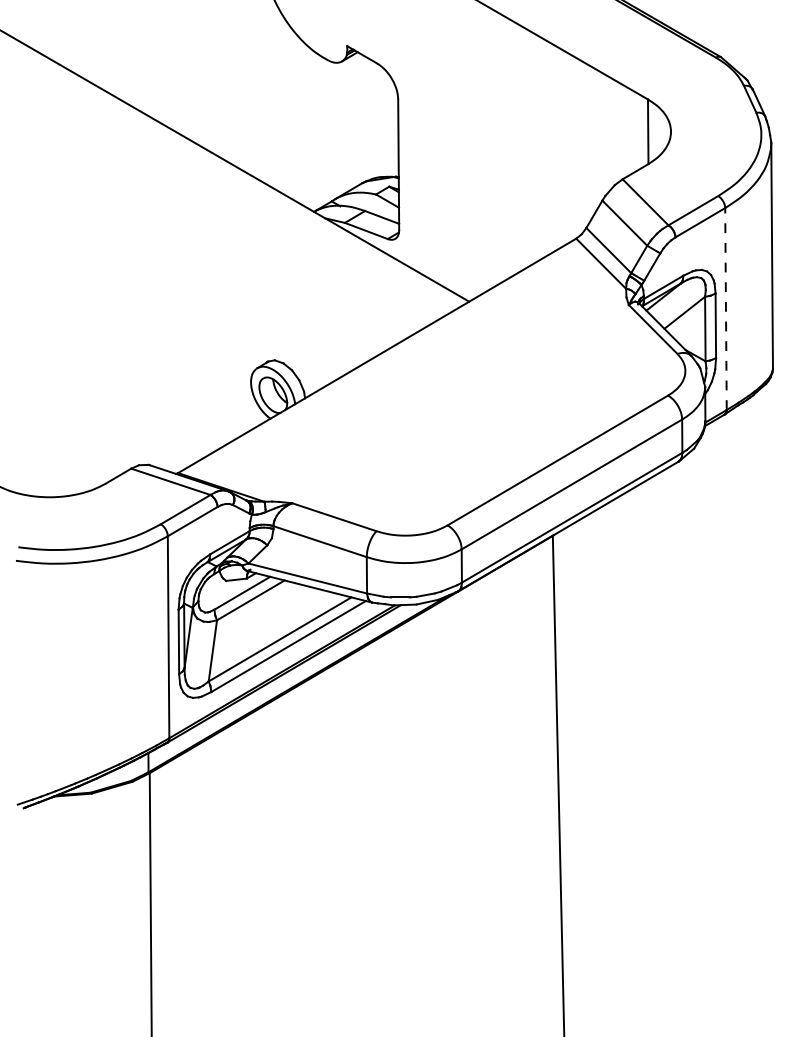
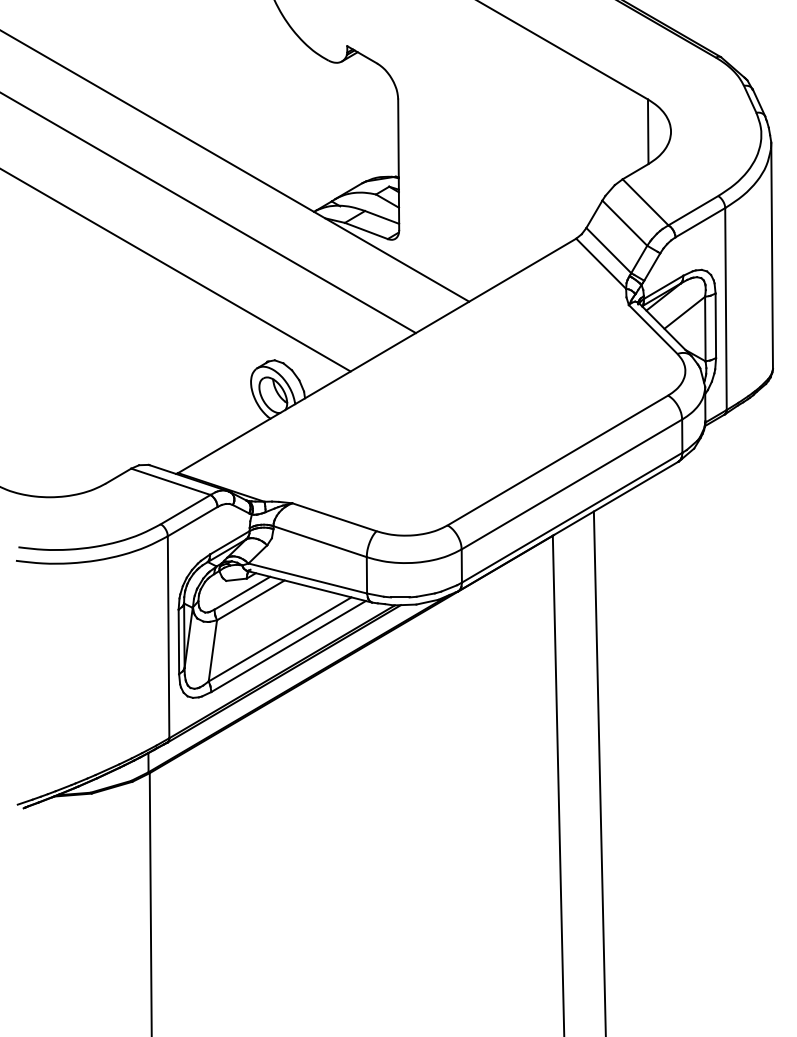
line: none -> present (208, 213)
line: none -> present (176, 270)
line: dashed -> solid (725, 309)
line: none -> present (599, 772)
